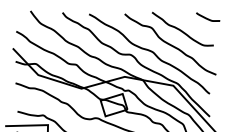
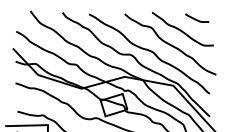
curve position: (208, 18) -> (197, 19) (197, 19)
